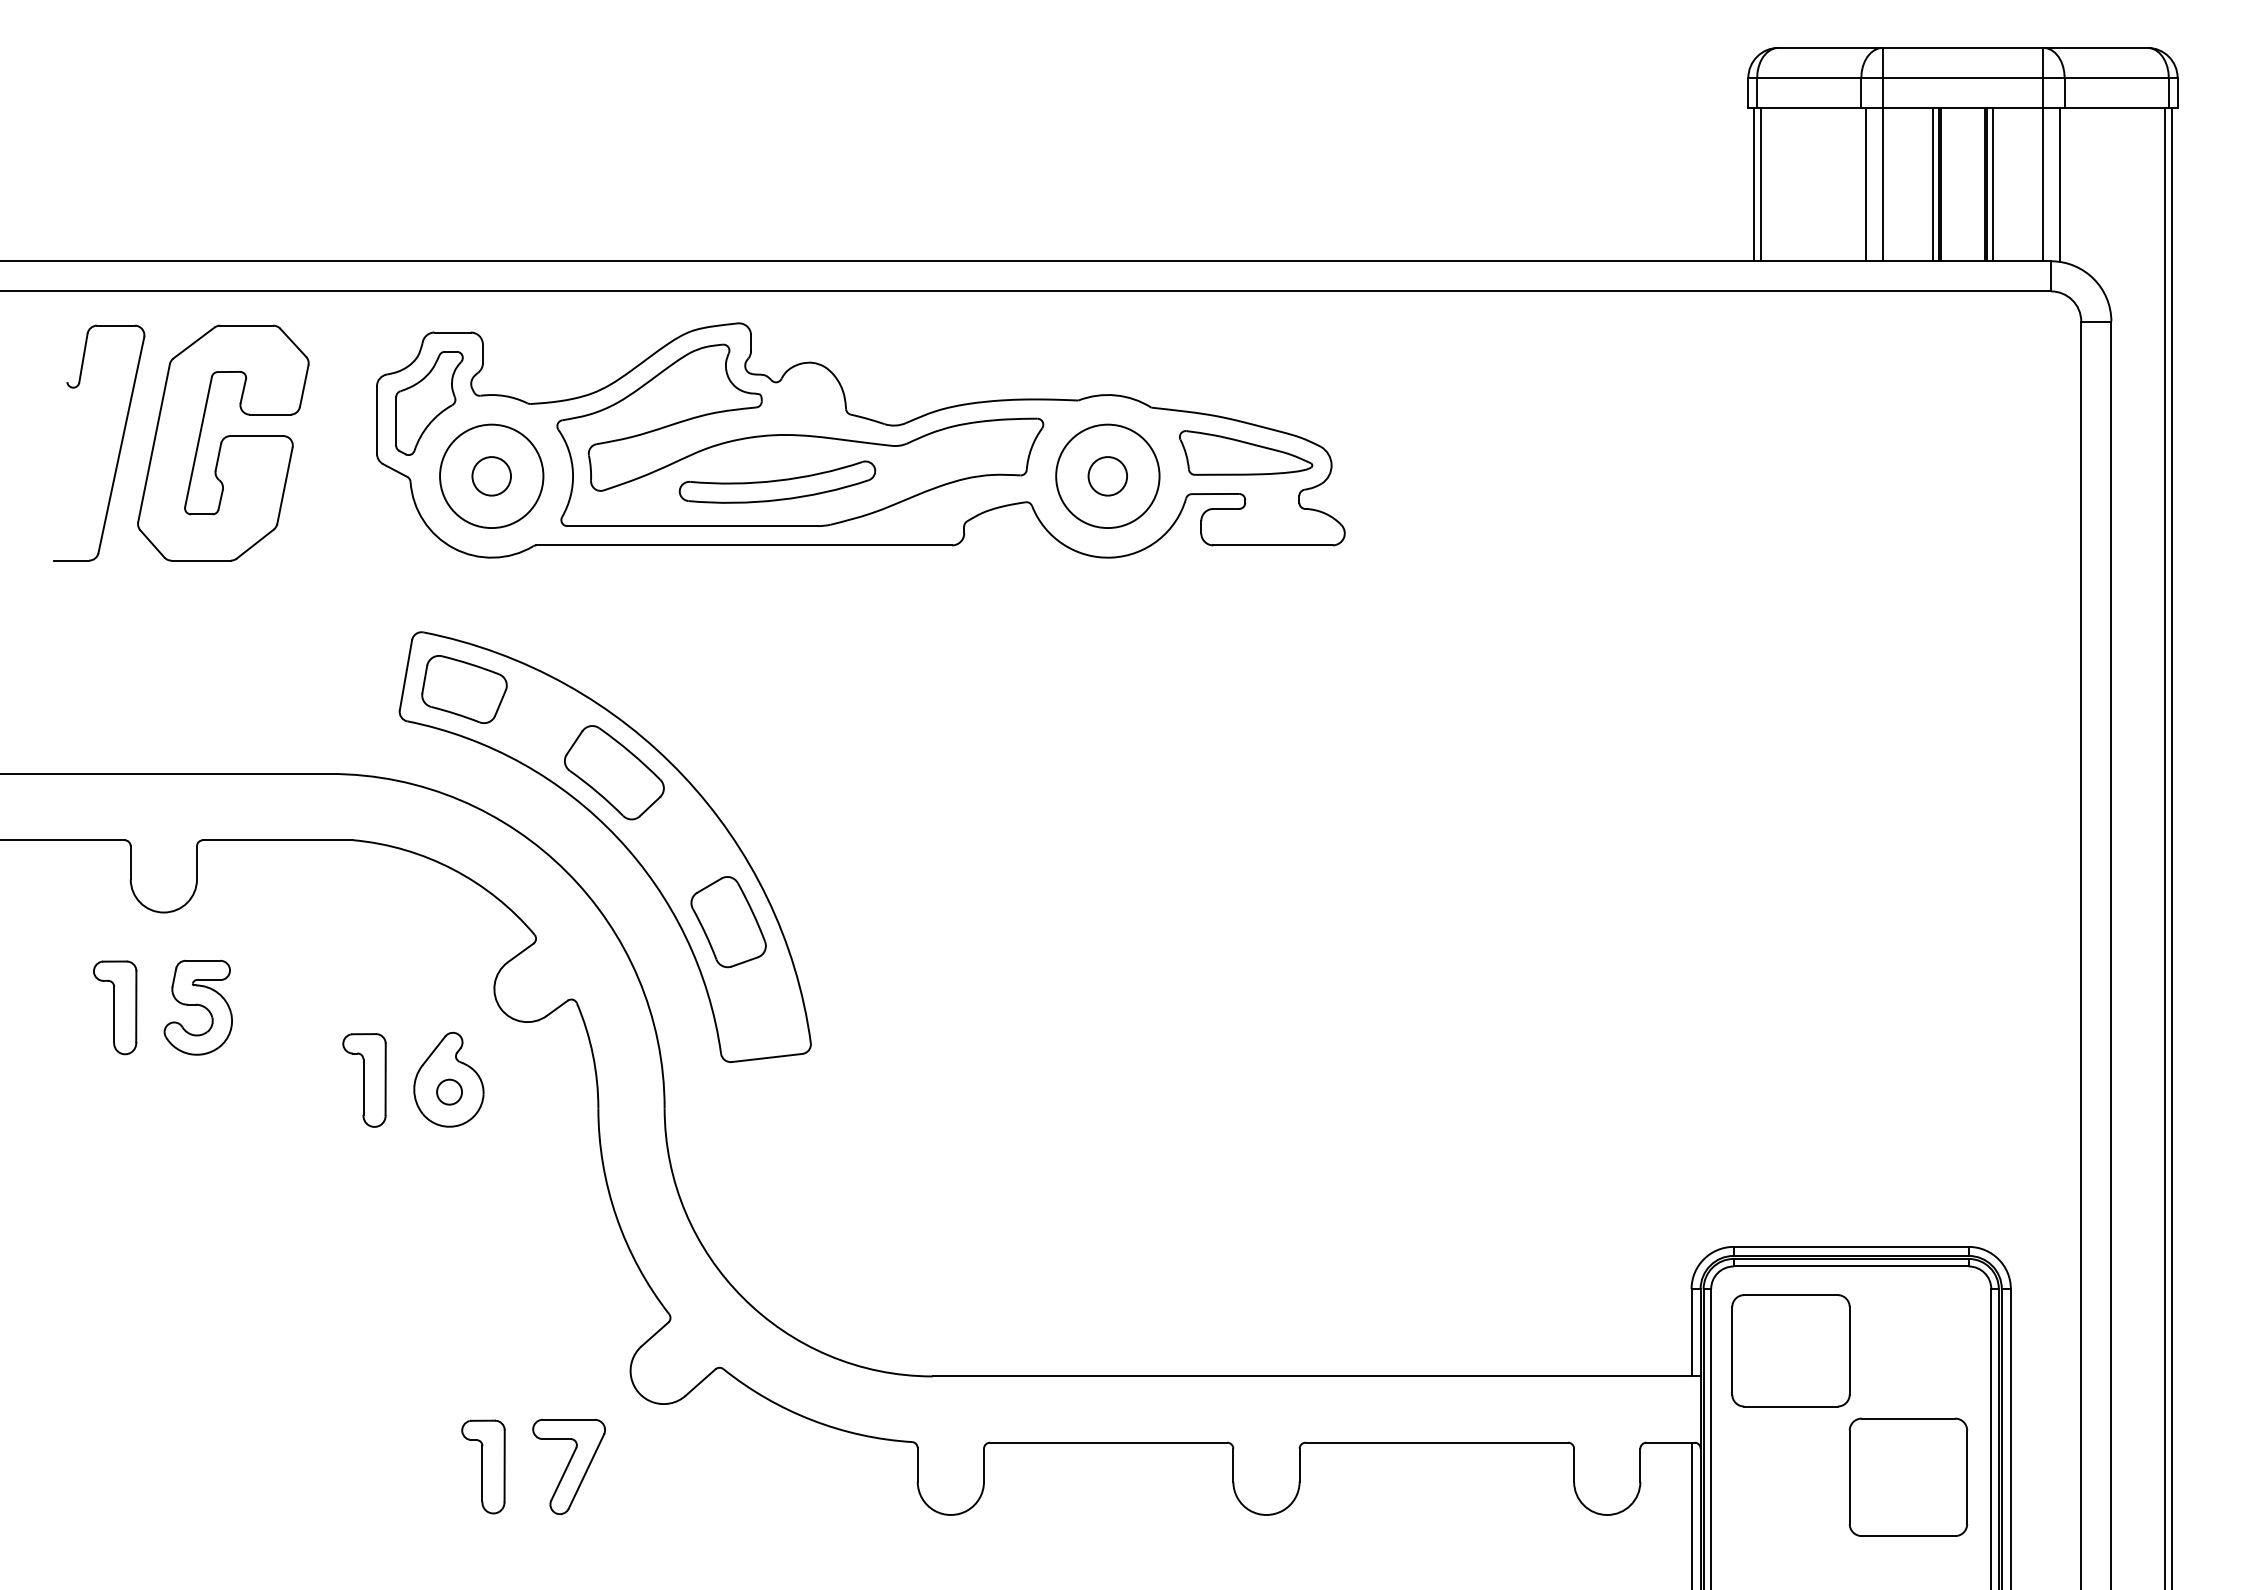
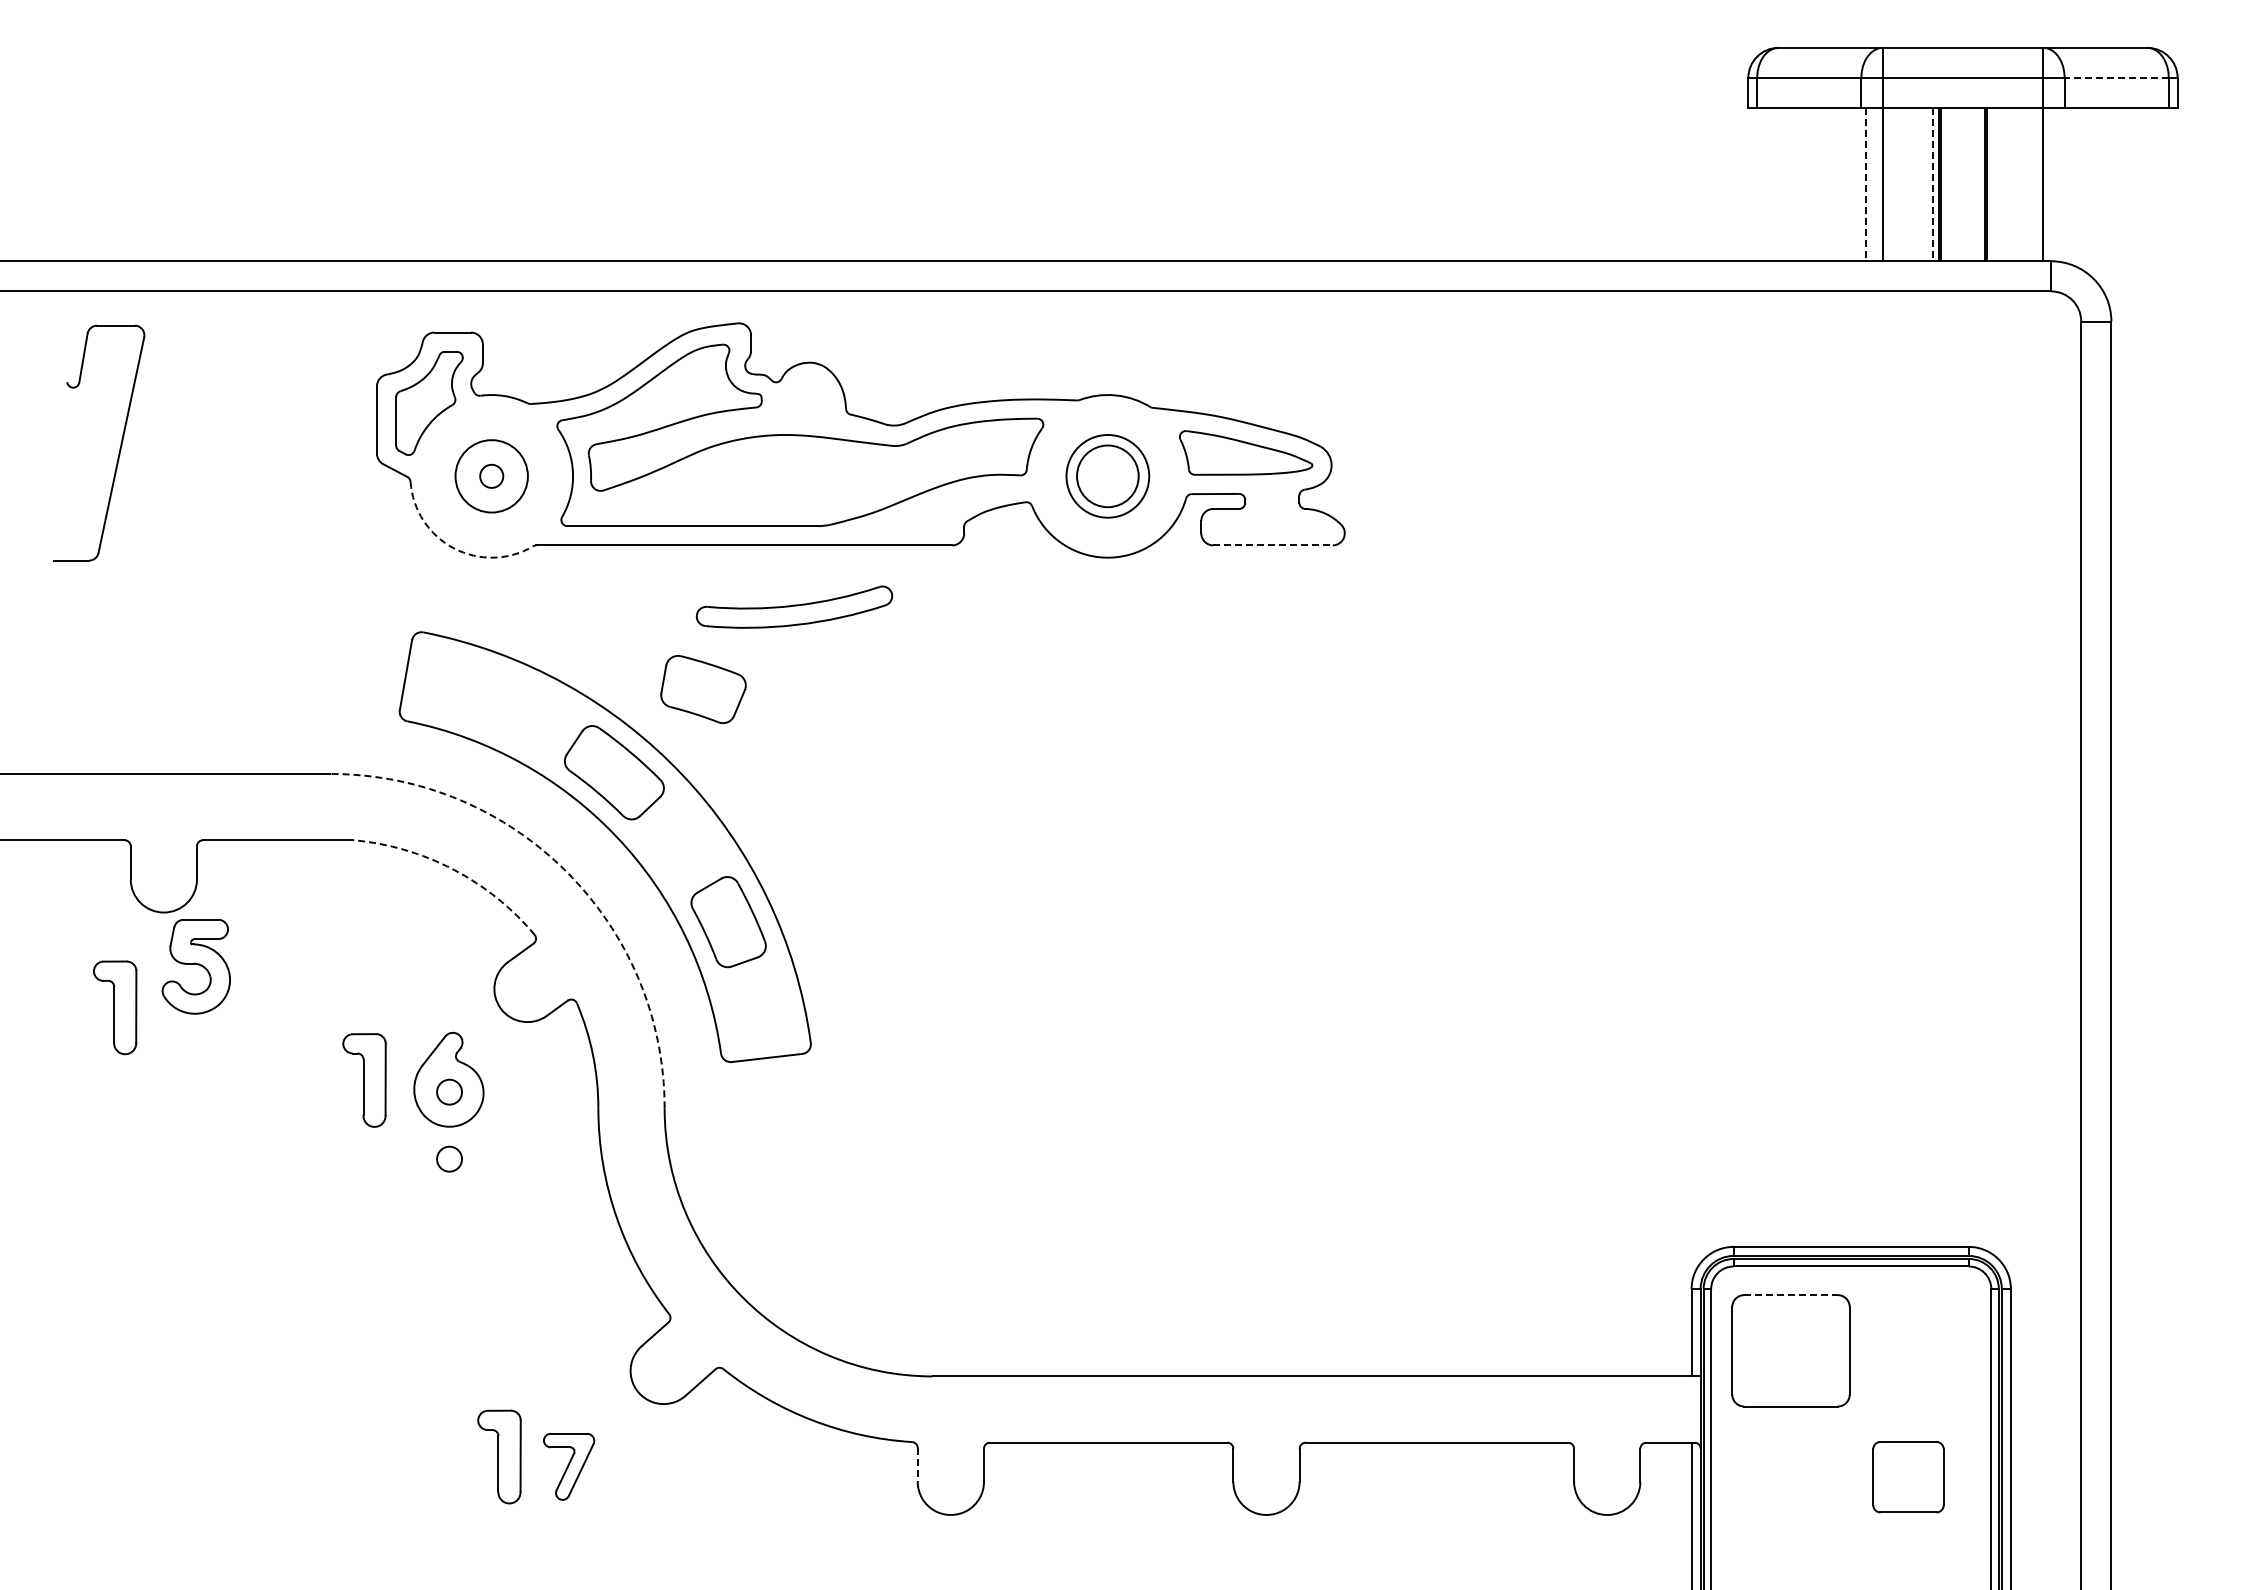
line: solid -> dashed (2116, 78)
line: present -> none (1754, 184)
line: present -> none (1761, 184)
line: solid -> dashed (1865, 184)
line: solid -> dashed (1932, 184)
line: present -> none (1993, 184)
line: present -> none (2060, 185)
part: present -> none (223, 442)
circle diameter: 103 px -> 72 px (491, 476)
circle diameter: 39 px -> 23 px (491, 475)
circle diameter: 103 px -> 83 px (1107, 476)
circle diameter: 39 px -> 62 px (1107, 476)
part position: (777, 481) -> (794, 606) (794, 606)
line: solid -> dashed (1273, 545)
arc: solid -> dashed (453, 548)
part position: (464, 689) -> (703, 689) (703, 689)
line: present -> none (2164, 847)
line: present -> none (2171, 847)
arc: solid -> dashed (453, 869)
arc: solid -> dashed (566, 871)
part position: (197, 1007) -> (195, 966) (195, 966)
circle: none -> present (449, 1158)
line: solid -> dashed (1790, 1295)
line: solid -> dashed (917, 1464)
part position: (483, 1466) -> (499, 1456) (499, 1456)
part size: 74x97 px -> 53x68 px (569, 1466)
part size: 121x120 px -> 73x73 px (1908, 1477)
